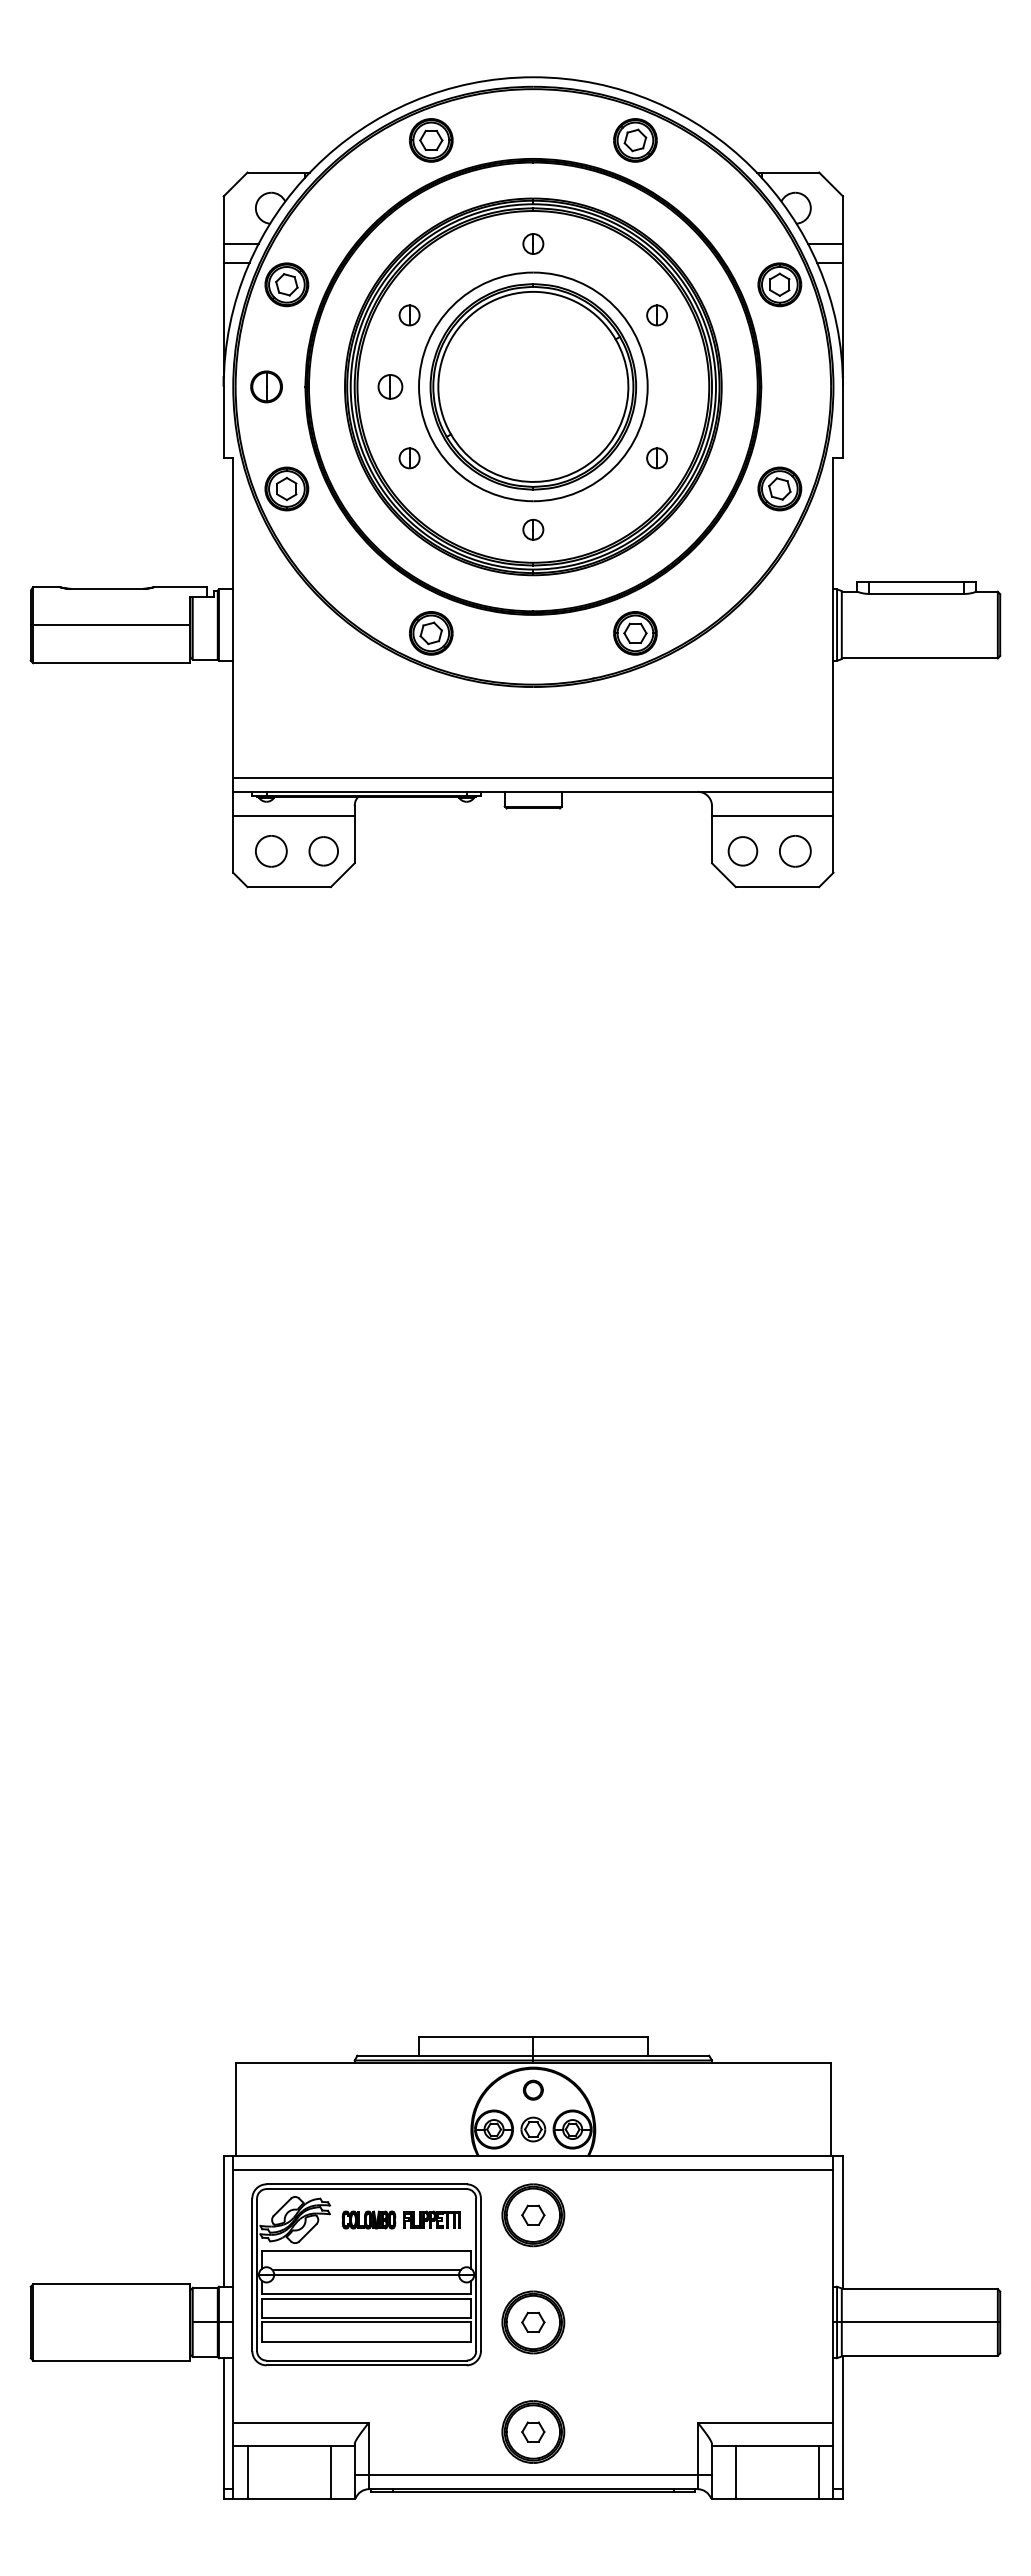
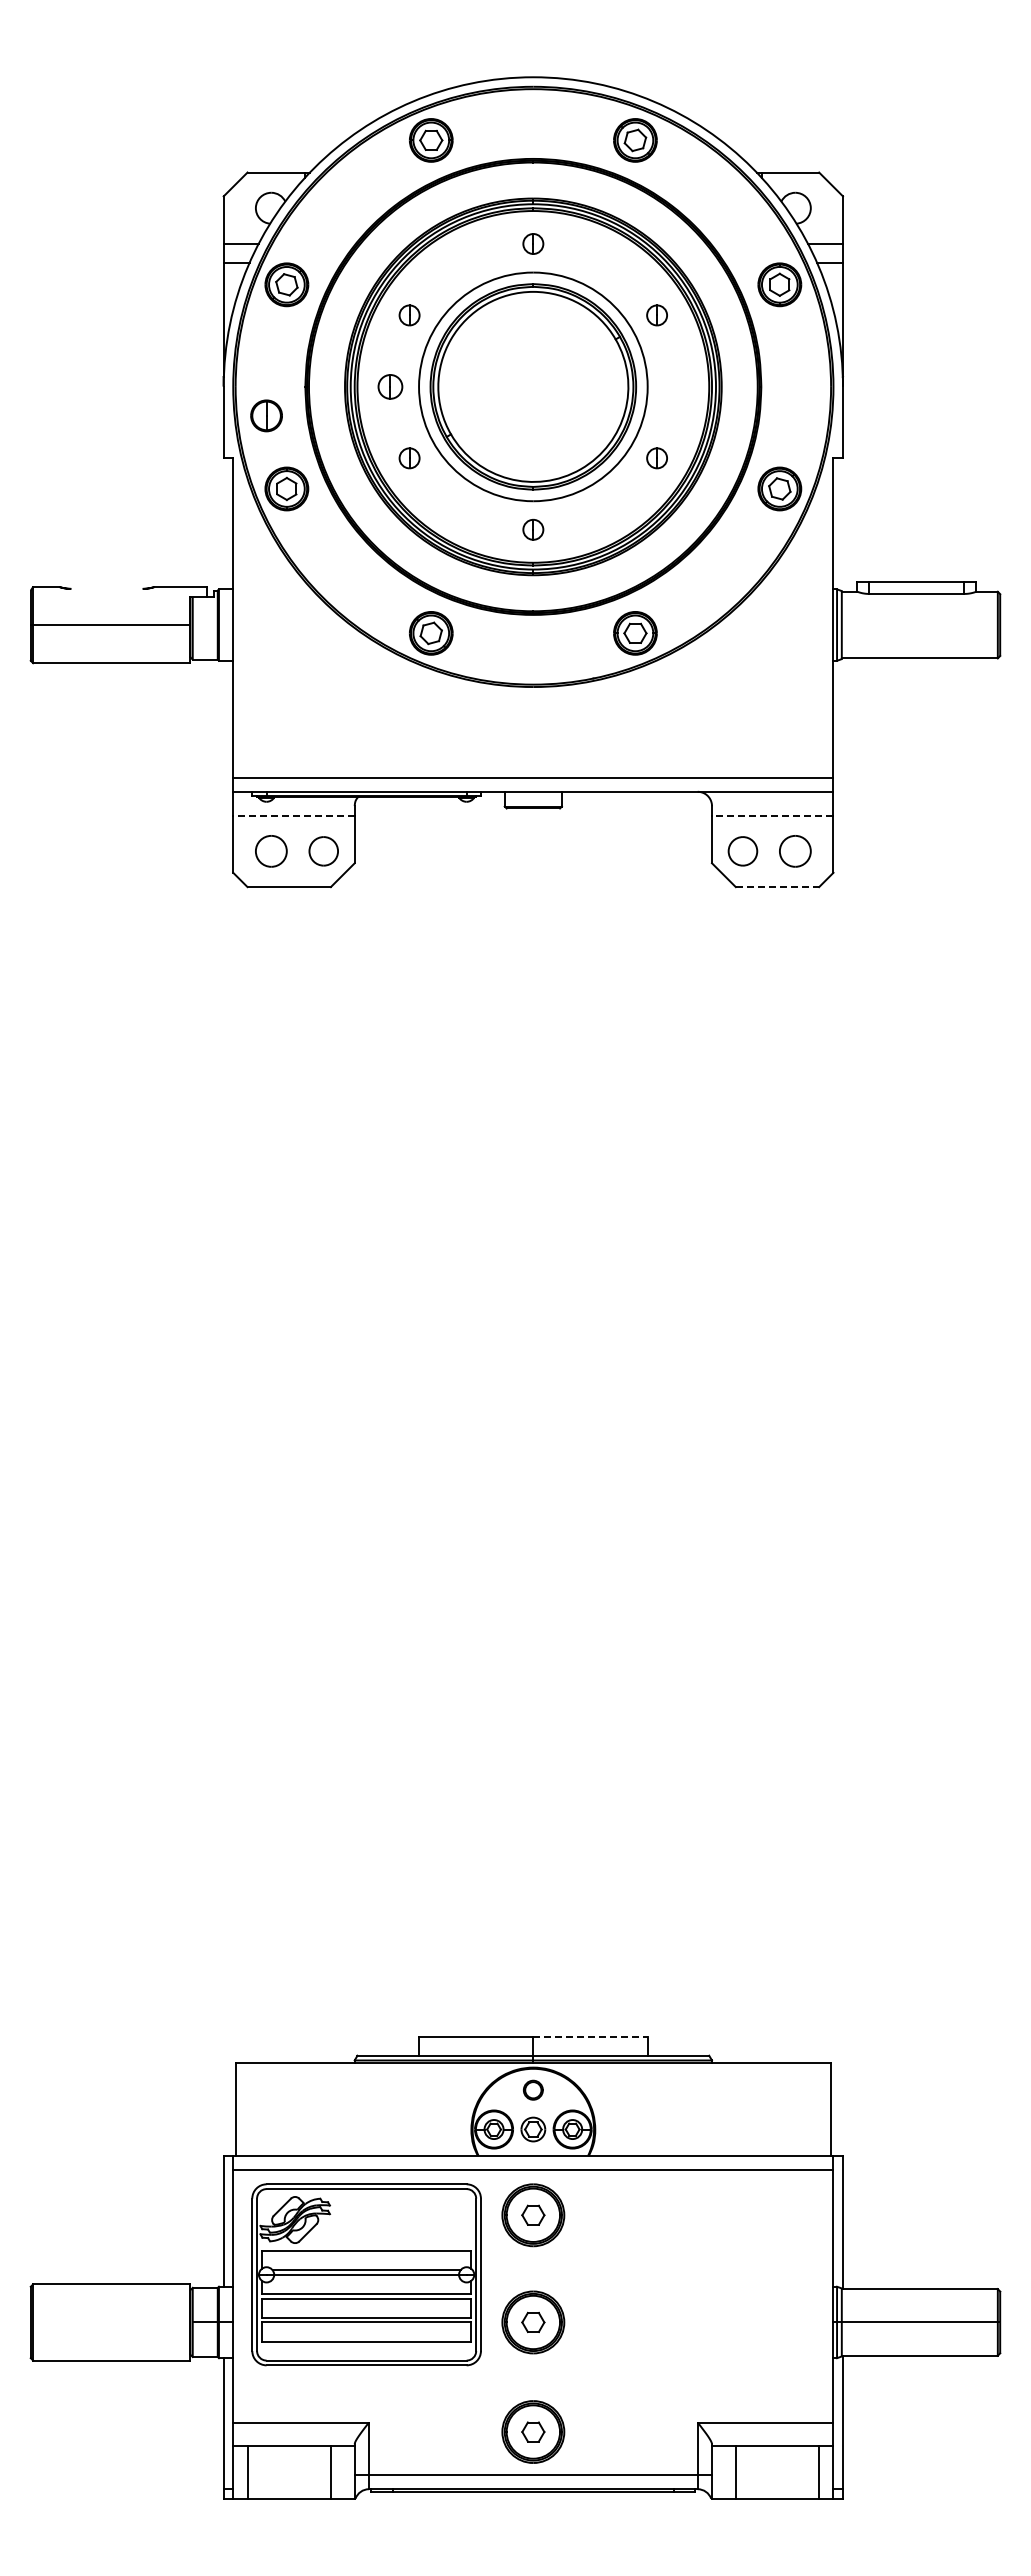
part position: (266, 386) -> (266, 415) (266, 415)
line: present -> none (106, 588)
line: solid -> dashed (293, 815)
line: solid -> dashed (772, 815)
line: solid -> dashed (777, 887)
line: solid -> dashed (591, 2036)
part: present -> none (400, 2219)
